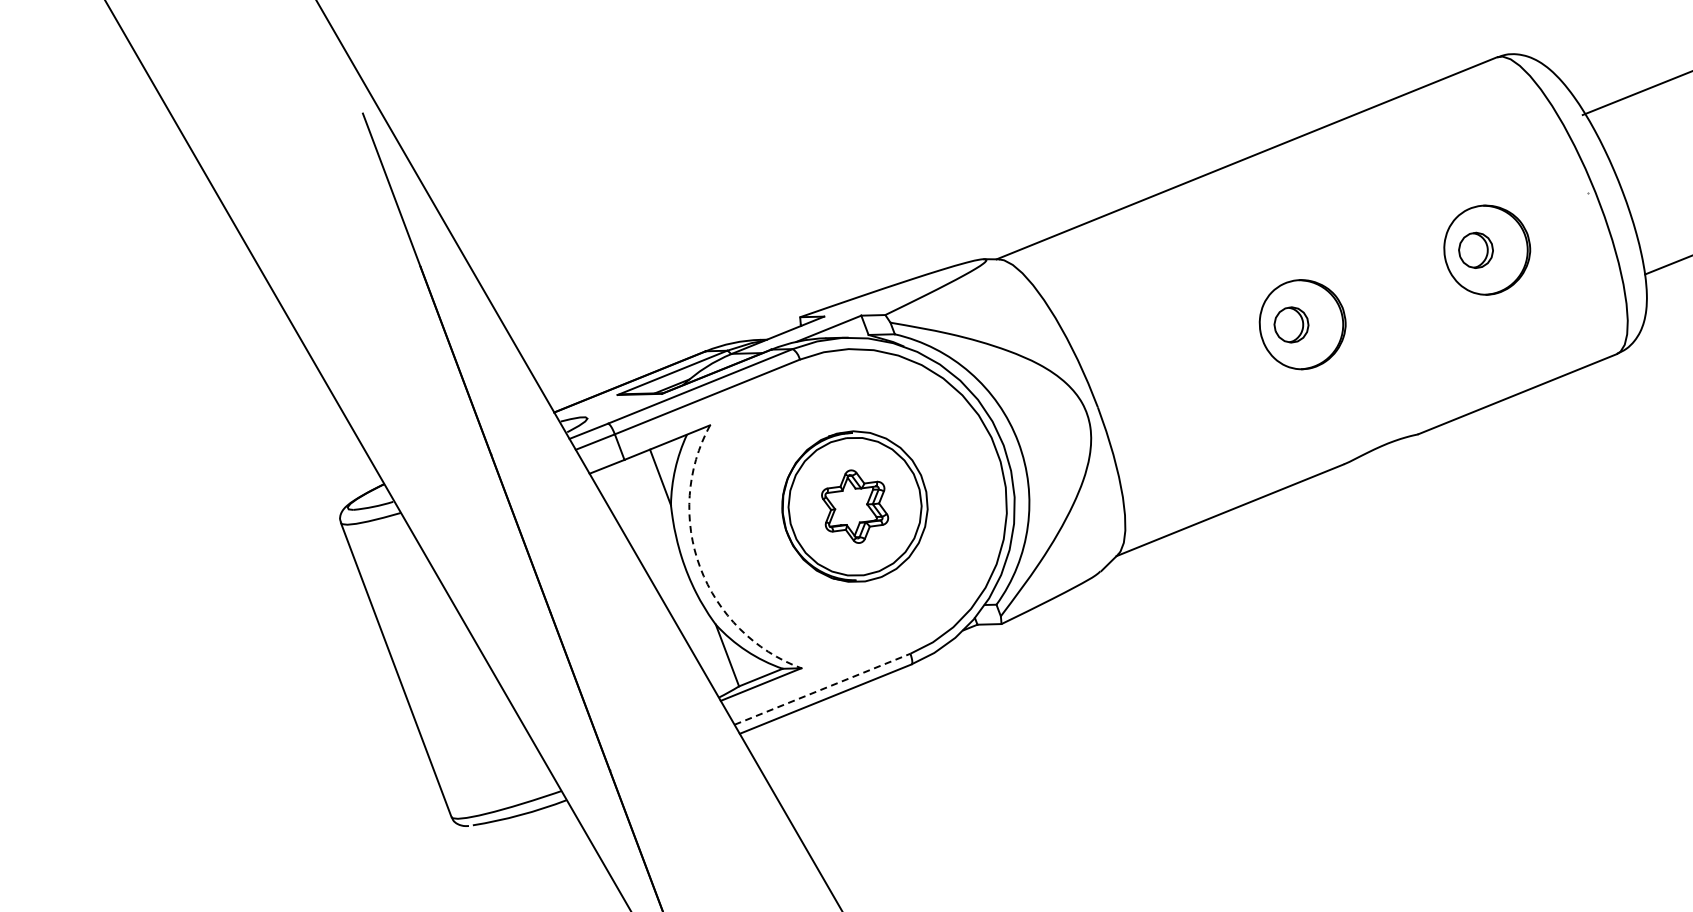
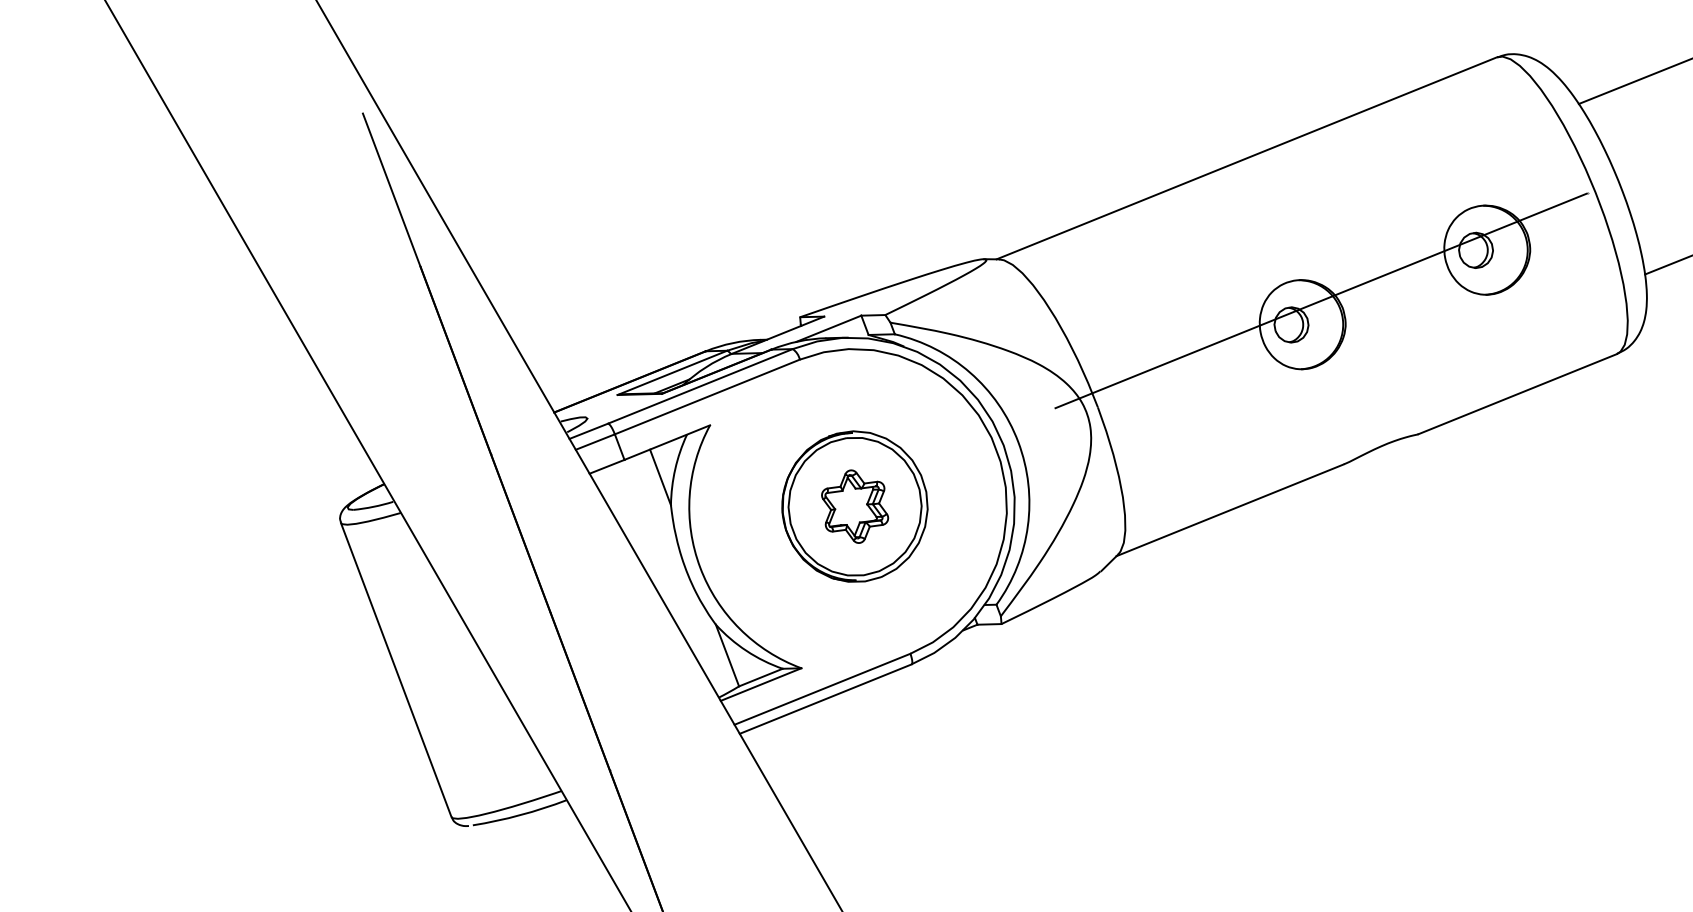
line position: (1635, 93) -> (1633, 81) (1633, 81)
line: none -> present (1320, 300)
arc: dashed -> solid (700, 567)
line: dashed -> solid (822, 689)
